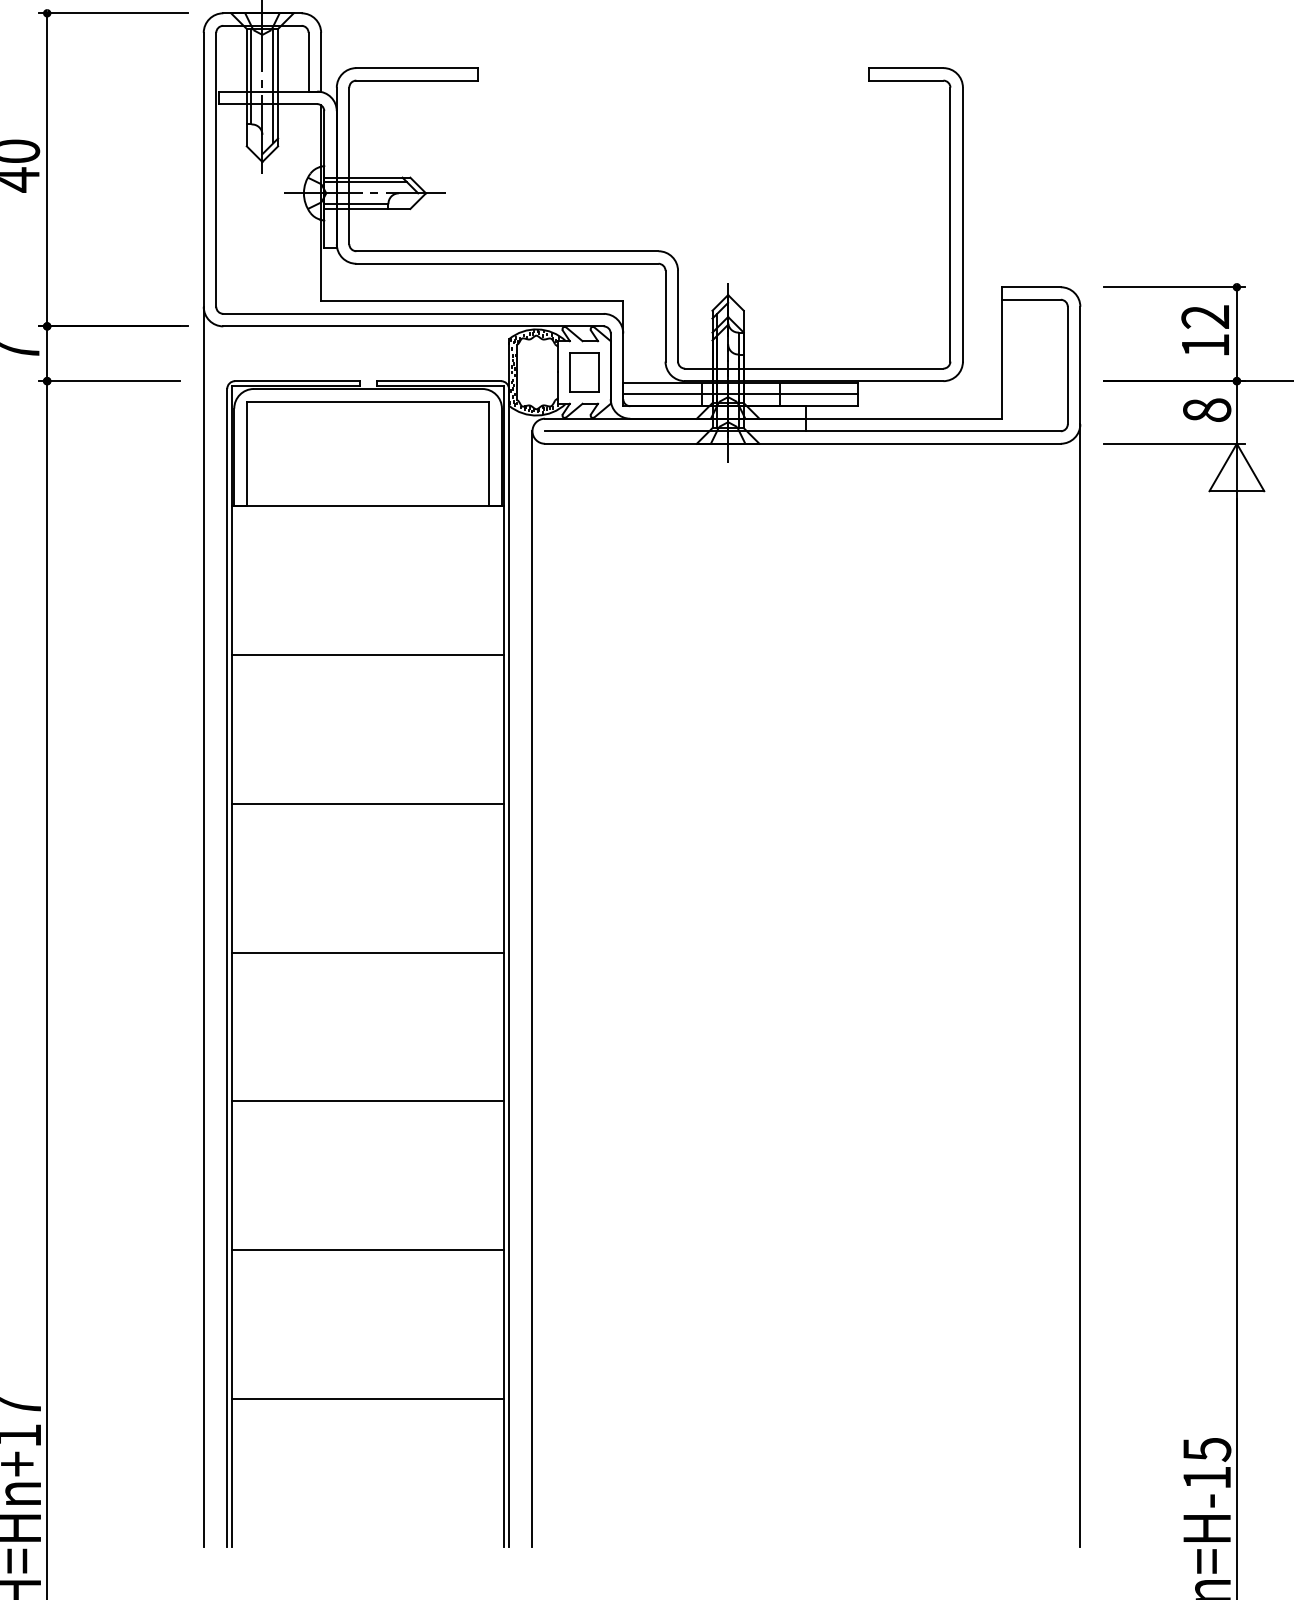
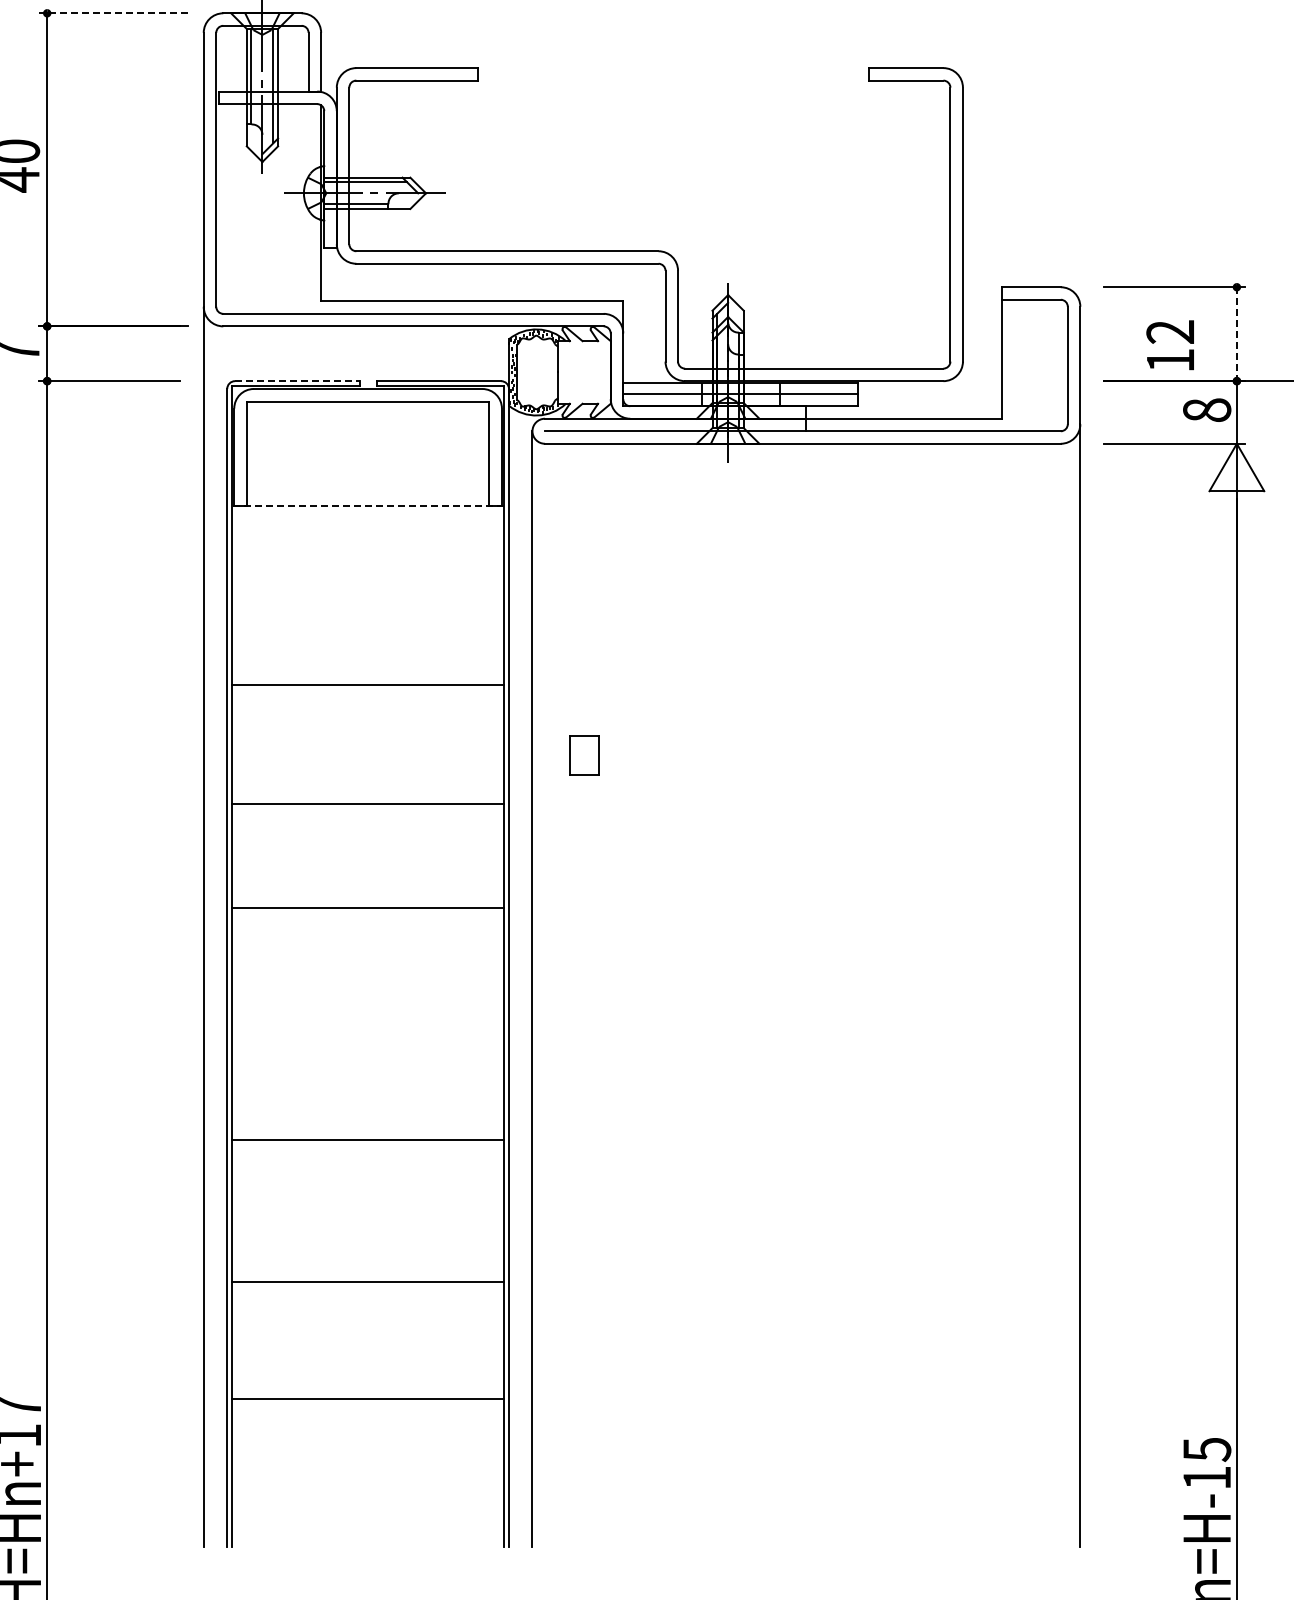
line: solid -> dashed (113, 13)
text position: (1204, 330) -> (1169, 345) (1169, 345)
line: solid -> dashed (1236, 334)
part position: (584, 372) -> (584, 755) (584, 755)
line: solid -> dashed (297, 381)
line: solid -> dashed (367, 506)
line position: (367, 655) -> (367, 685) (367, 685)
line position: (367, 952) -> (367, 907) (367, 907)
line position: (367, 1101) -> (367, 1140) (367, 1140)
line position: (367, 1249) -> (367, 1281) (367, 1281)
